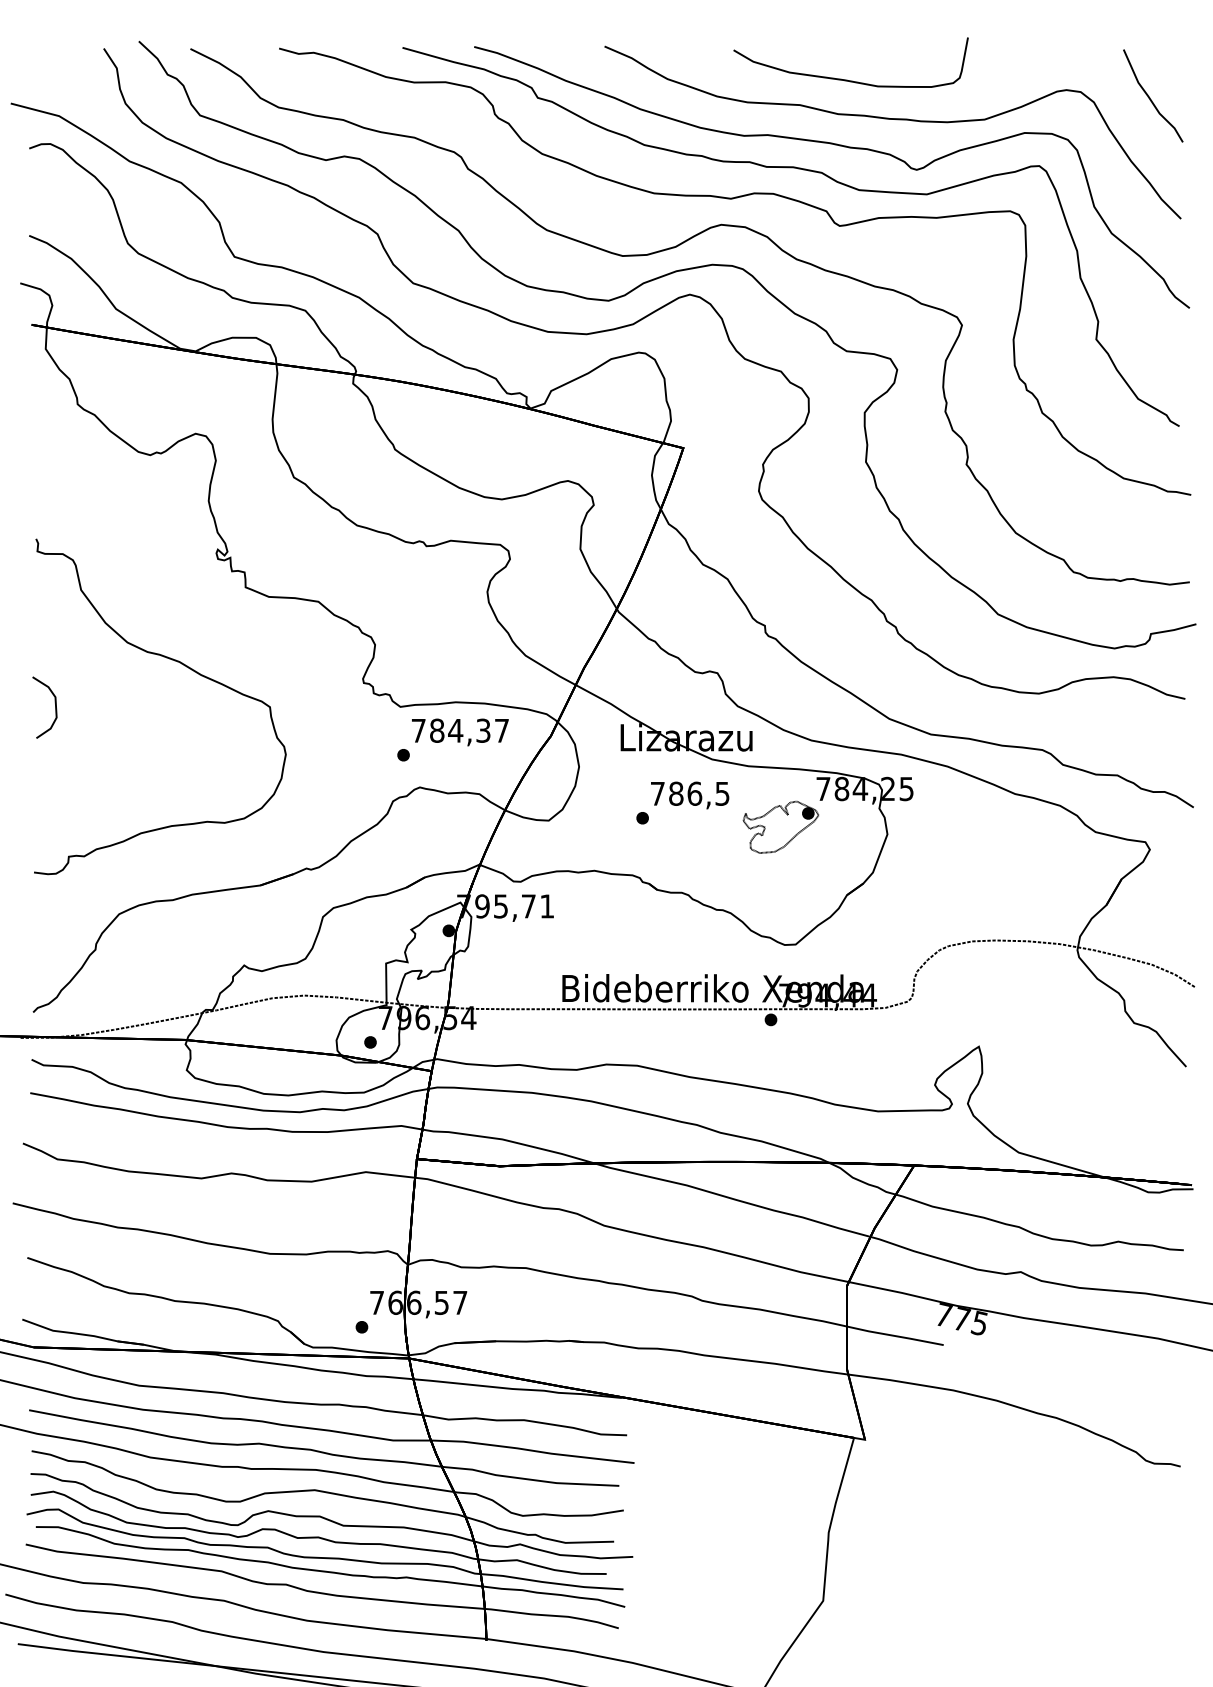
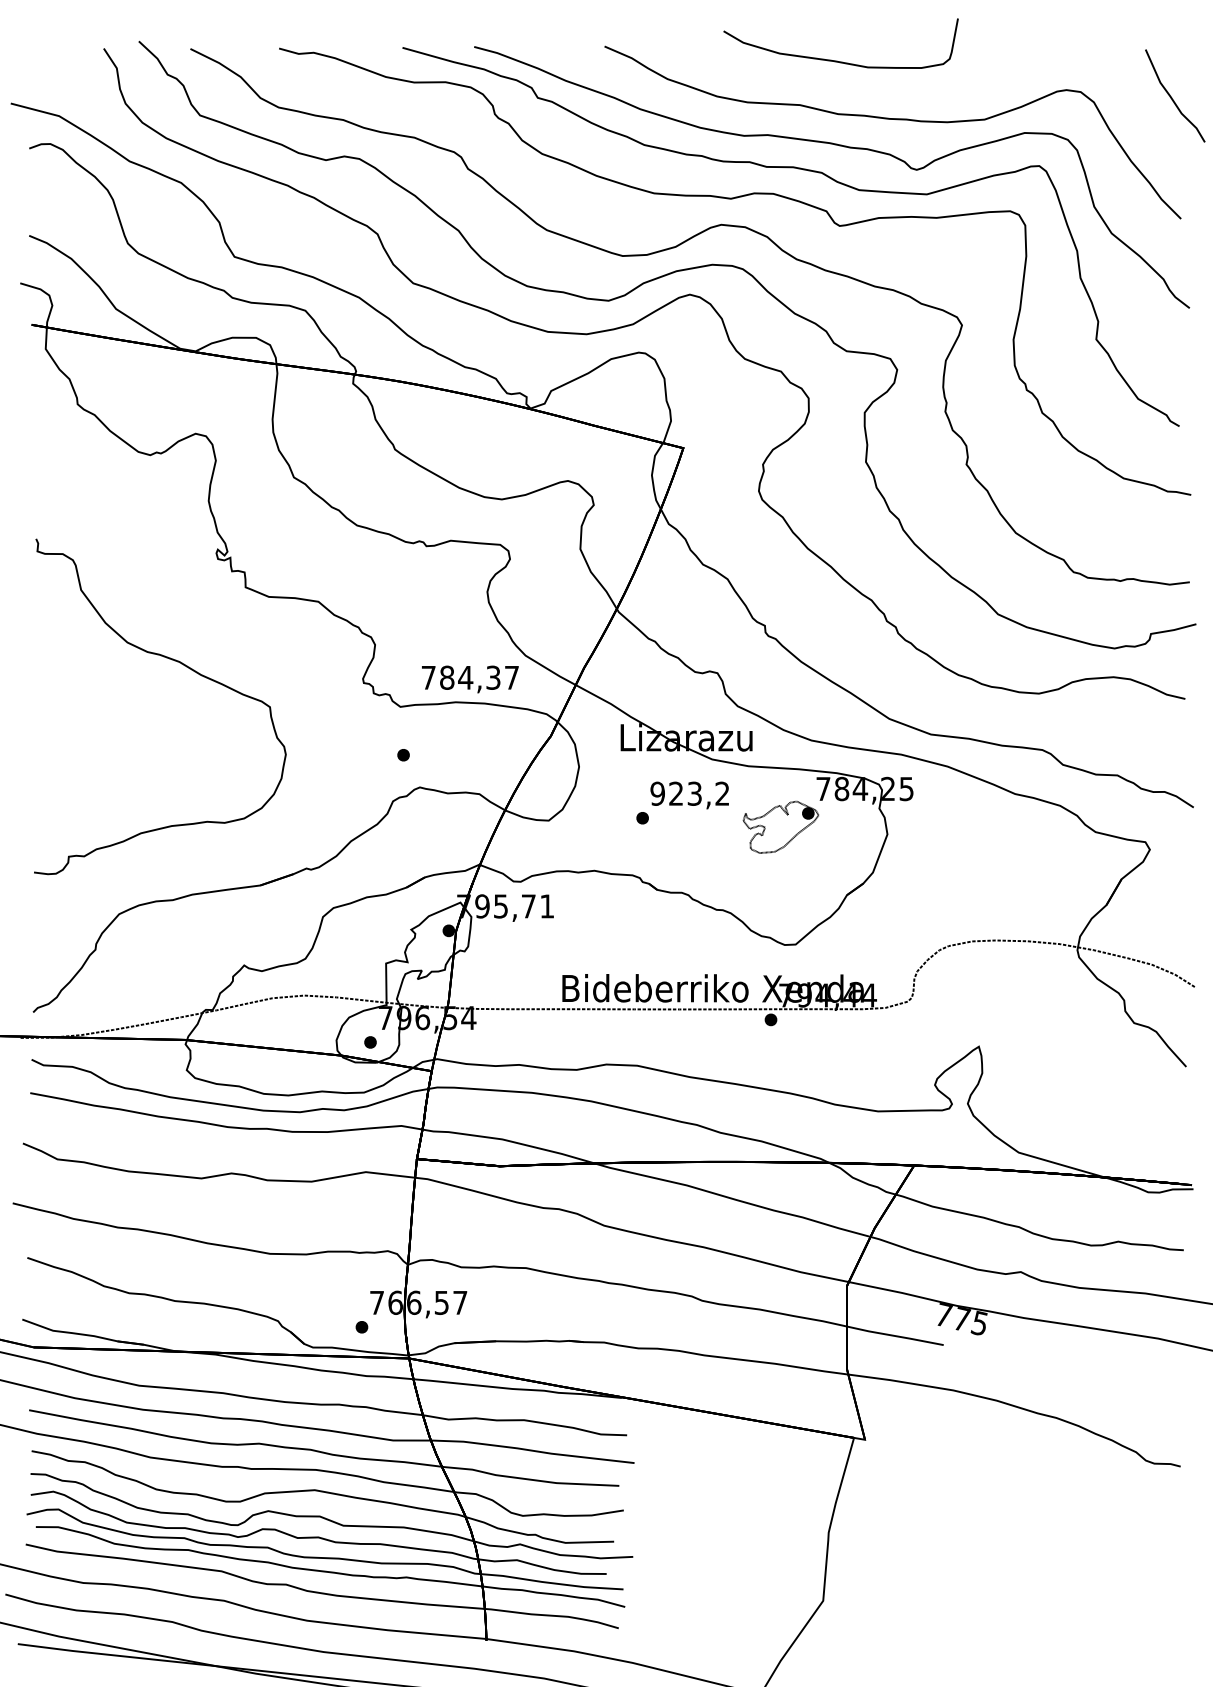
curve position: (847, 79) -> (837, 60) (837, 60)
curve position: (1150, 97) -> (1172, 97) (1172, 97)
curve: present -> none (55, 707)
text position: (460, 732) -> (470, 679) (470, 679)
text: 786,5 -> 923,2 (689, 793)
